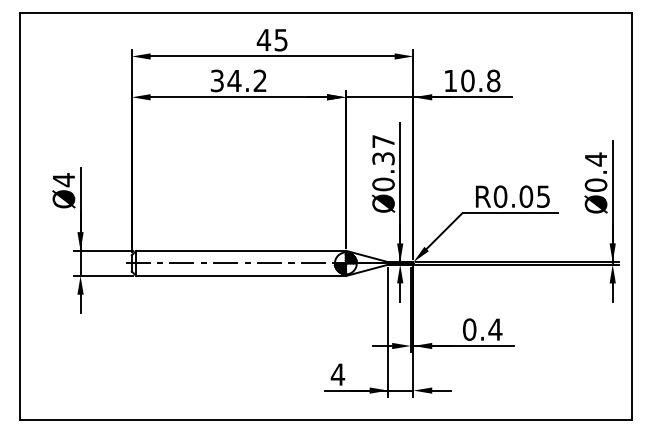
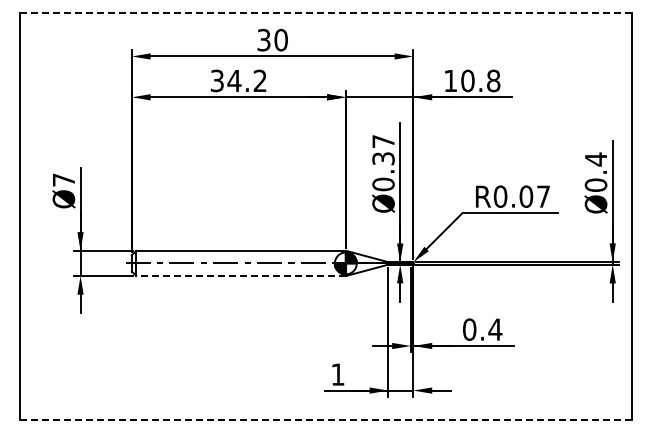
line: solid -> dashed (326, 13)
text: 45 -> 30 (271, 39)
text: Ø4 -> Ø7 (63, 180)
text: R0.05 -> R0.07 (543, 196)
line: solid -> dashed (241, 275)
text: 4 -> 1 (337, 374)
line: solid -> dashed (325, 419)
